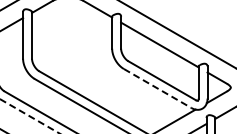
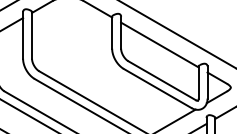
line: dashed -> solid (157, 88)
line: dashed -> solid (30, 116)
